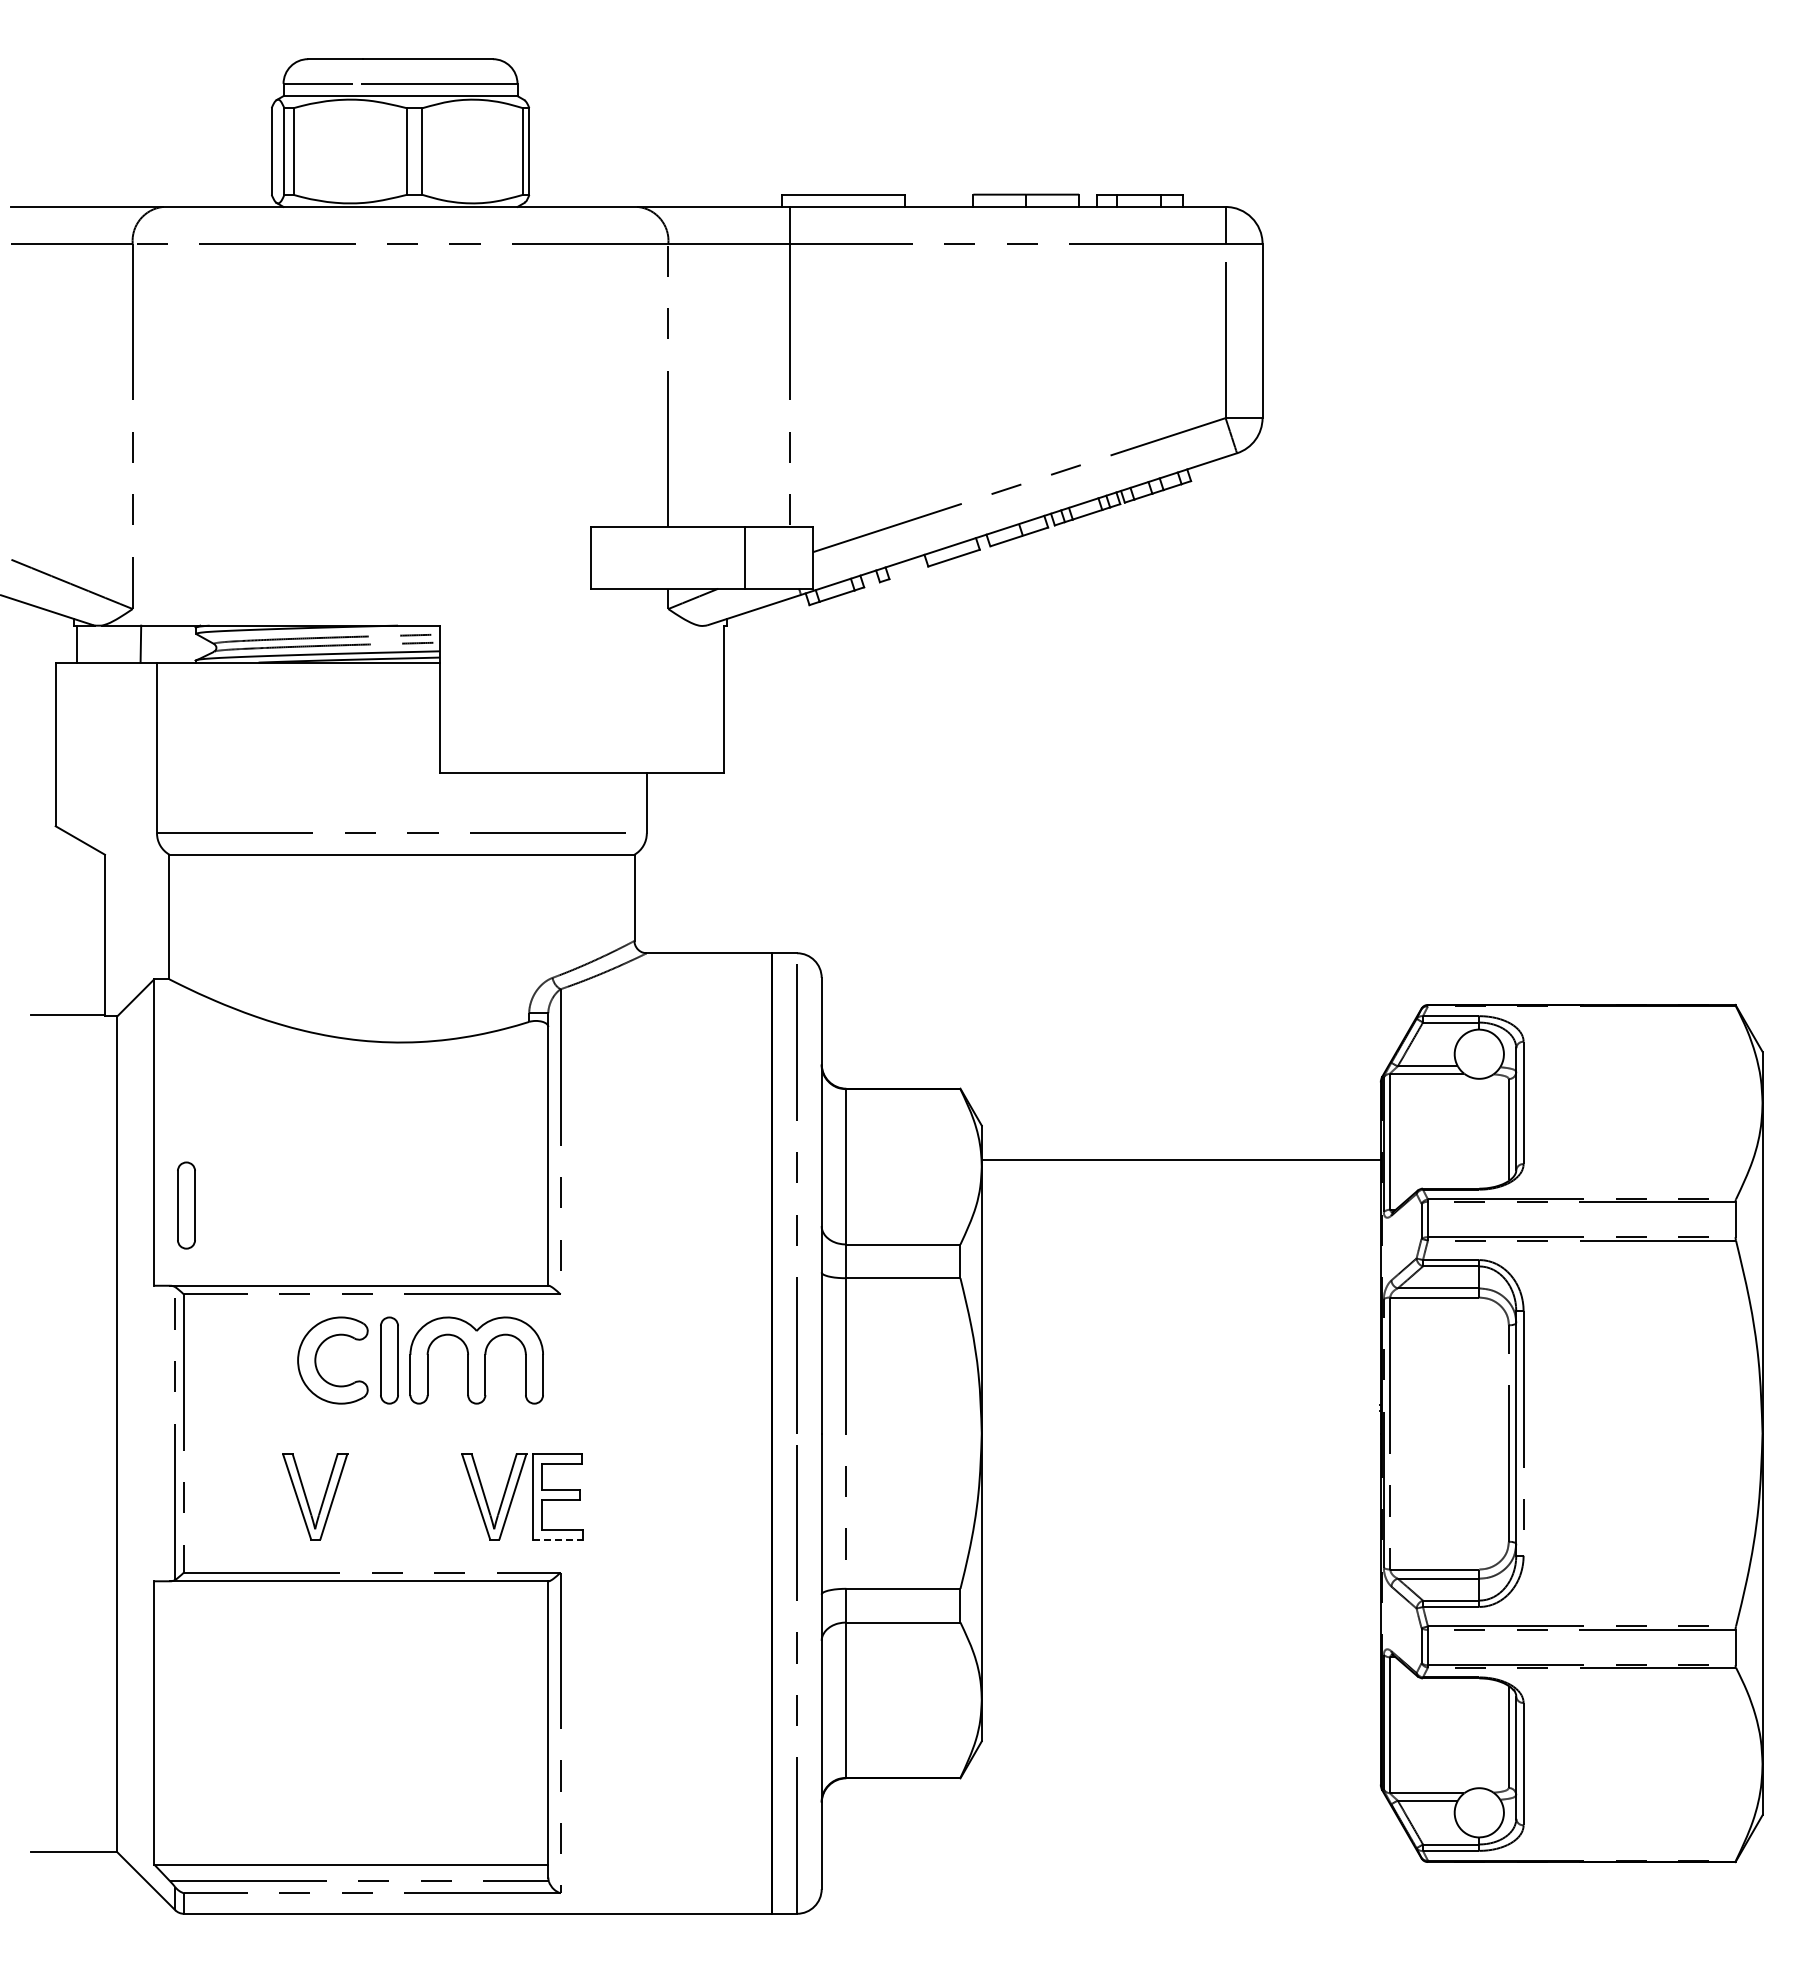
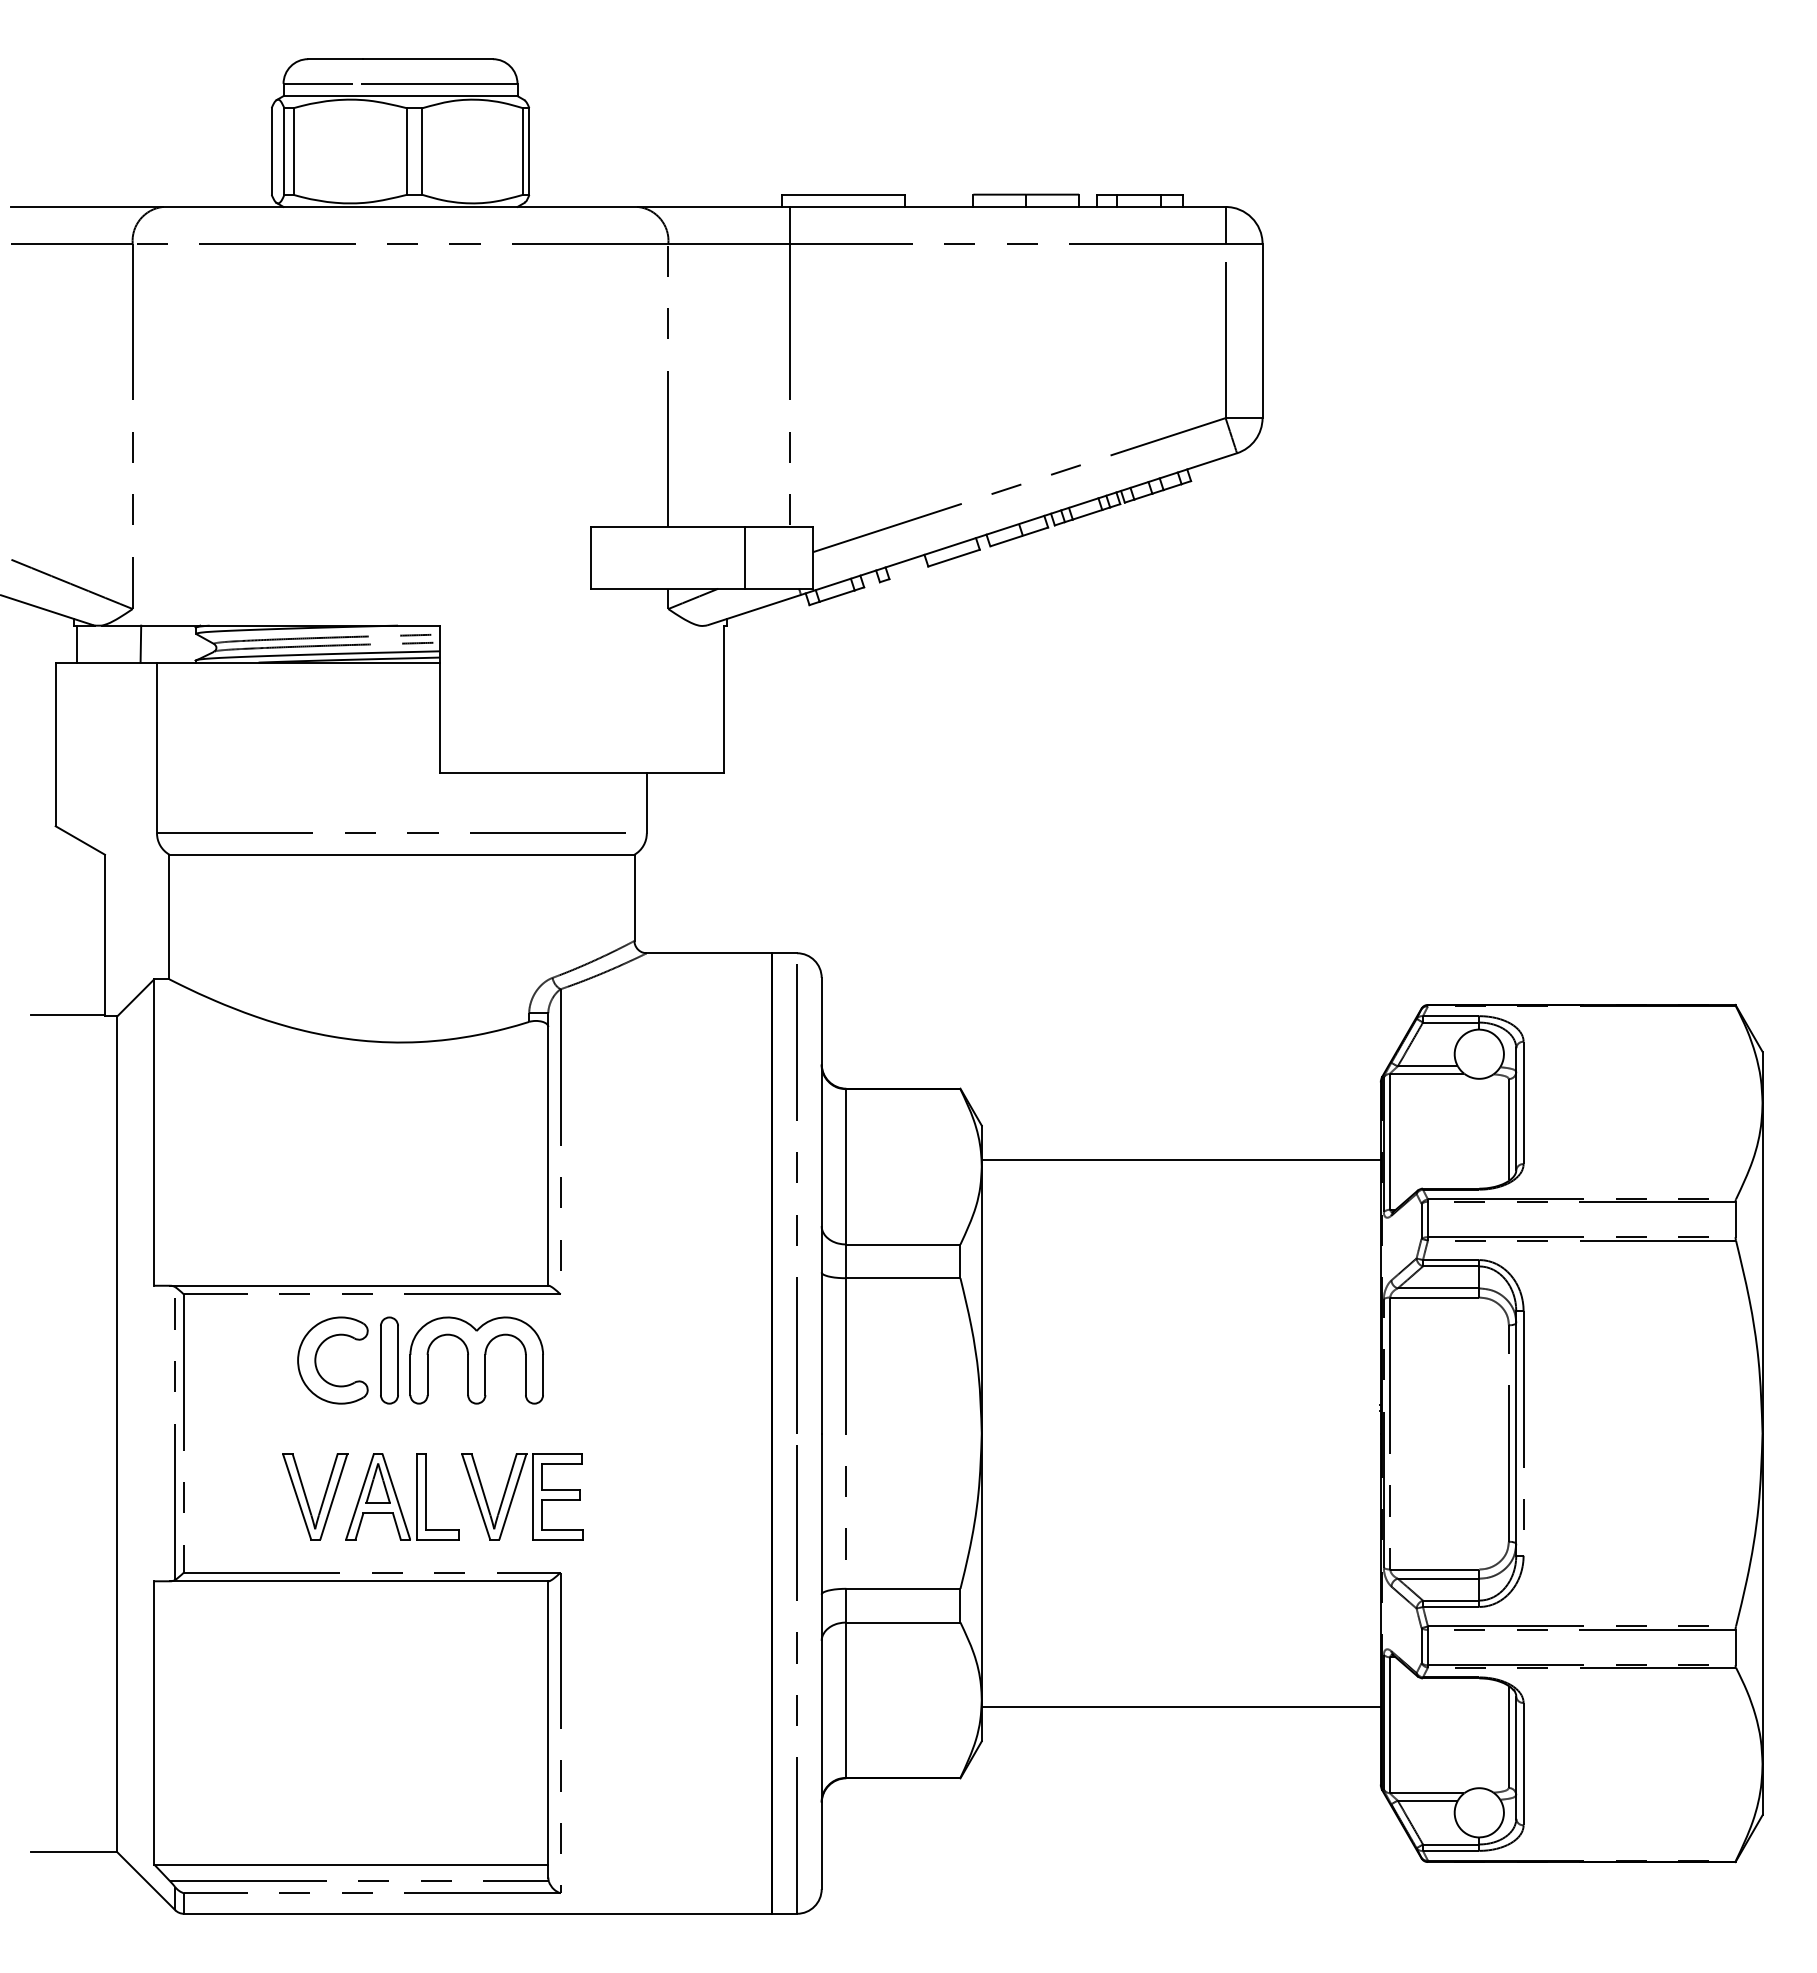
part: present -> none (186, 1205)
part: none -> present (402, 1496)
line: dashed -> solid (558, 1539)
line: none -> present (1180, 1706)
